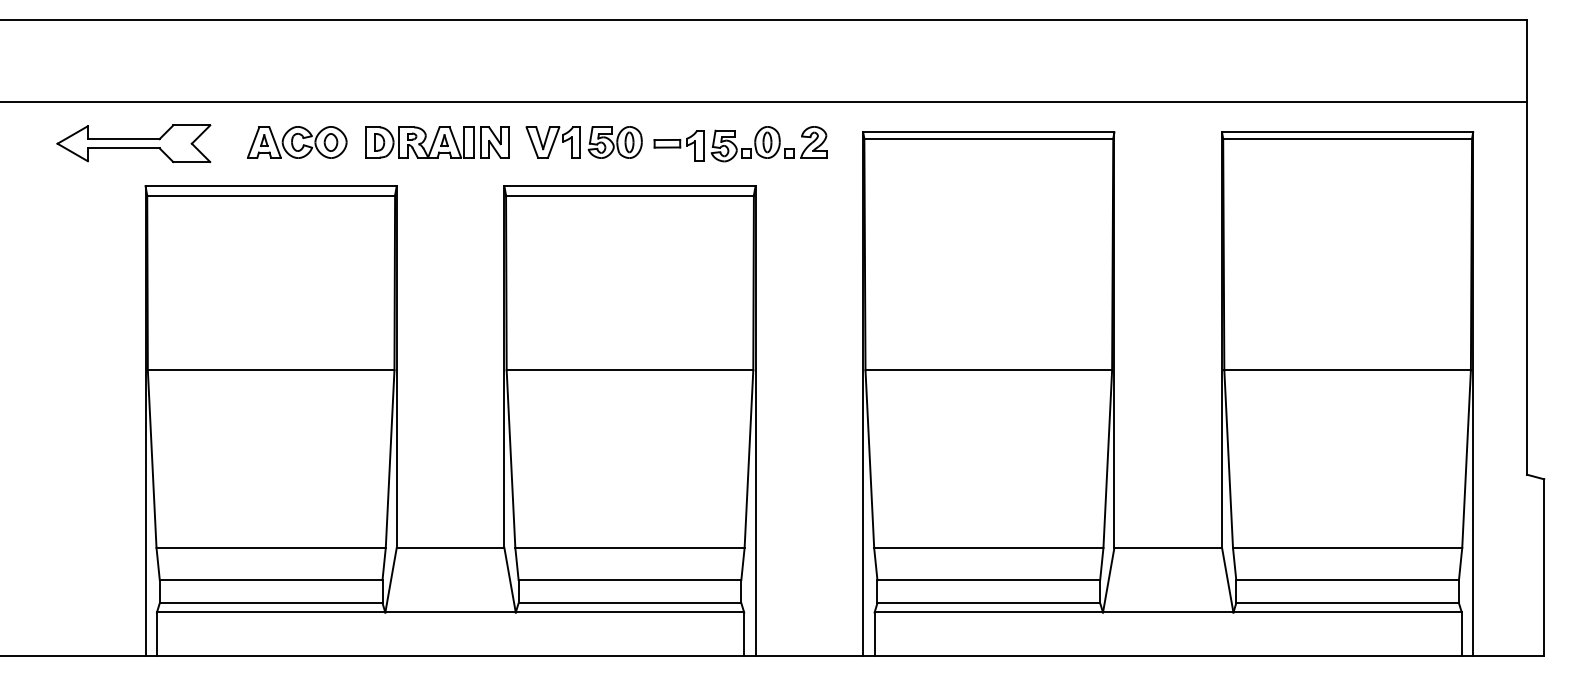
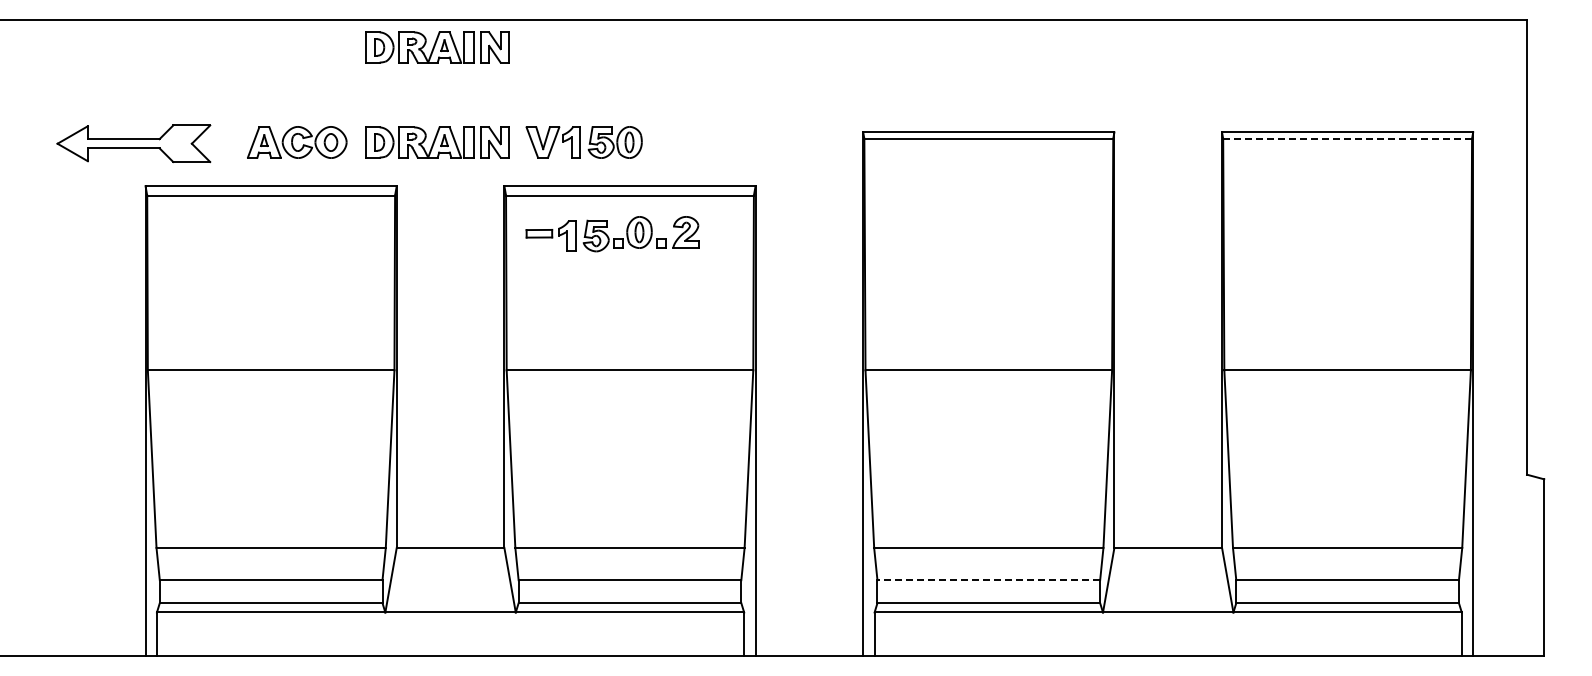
part: none -> present (437, 47)
line: present -> none (764, 102)
line: solid -> dashed (1347, 138)
part position: (740, 144) -> (612, 234) (612, 234)
line: solid -> dashed (988, 580)
